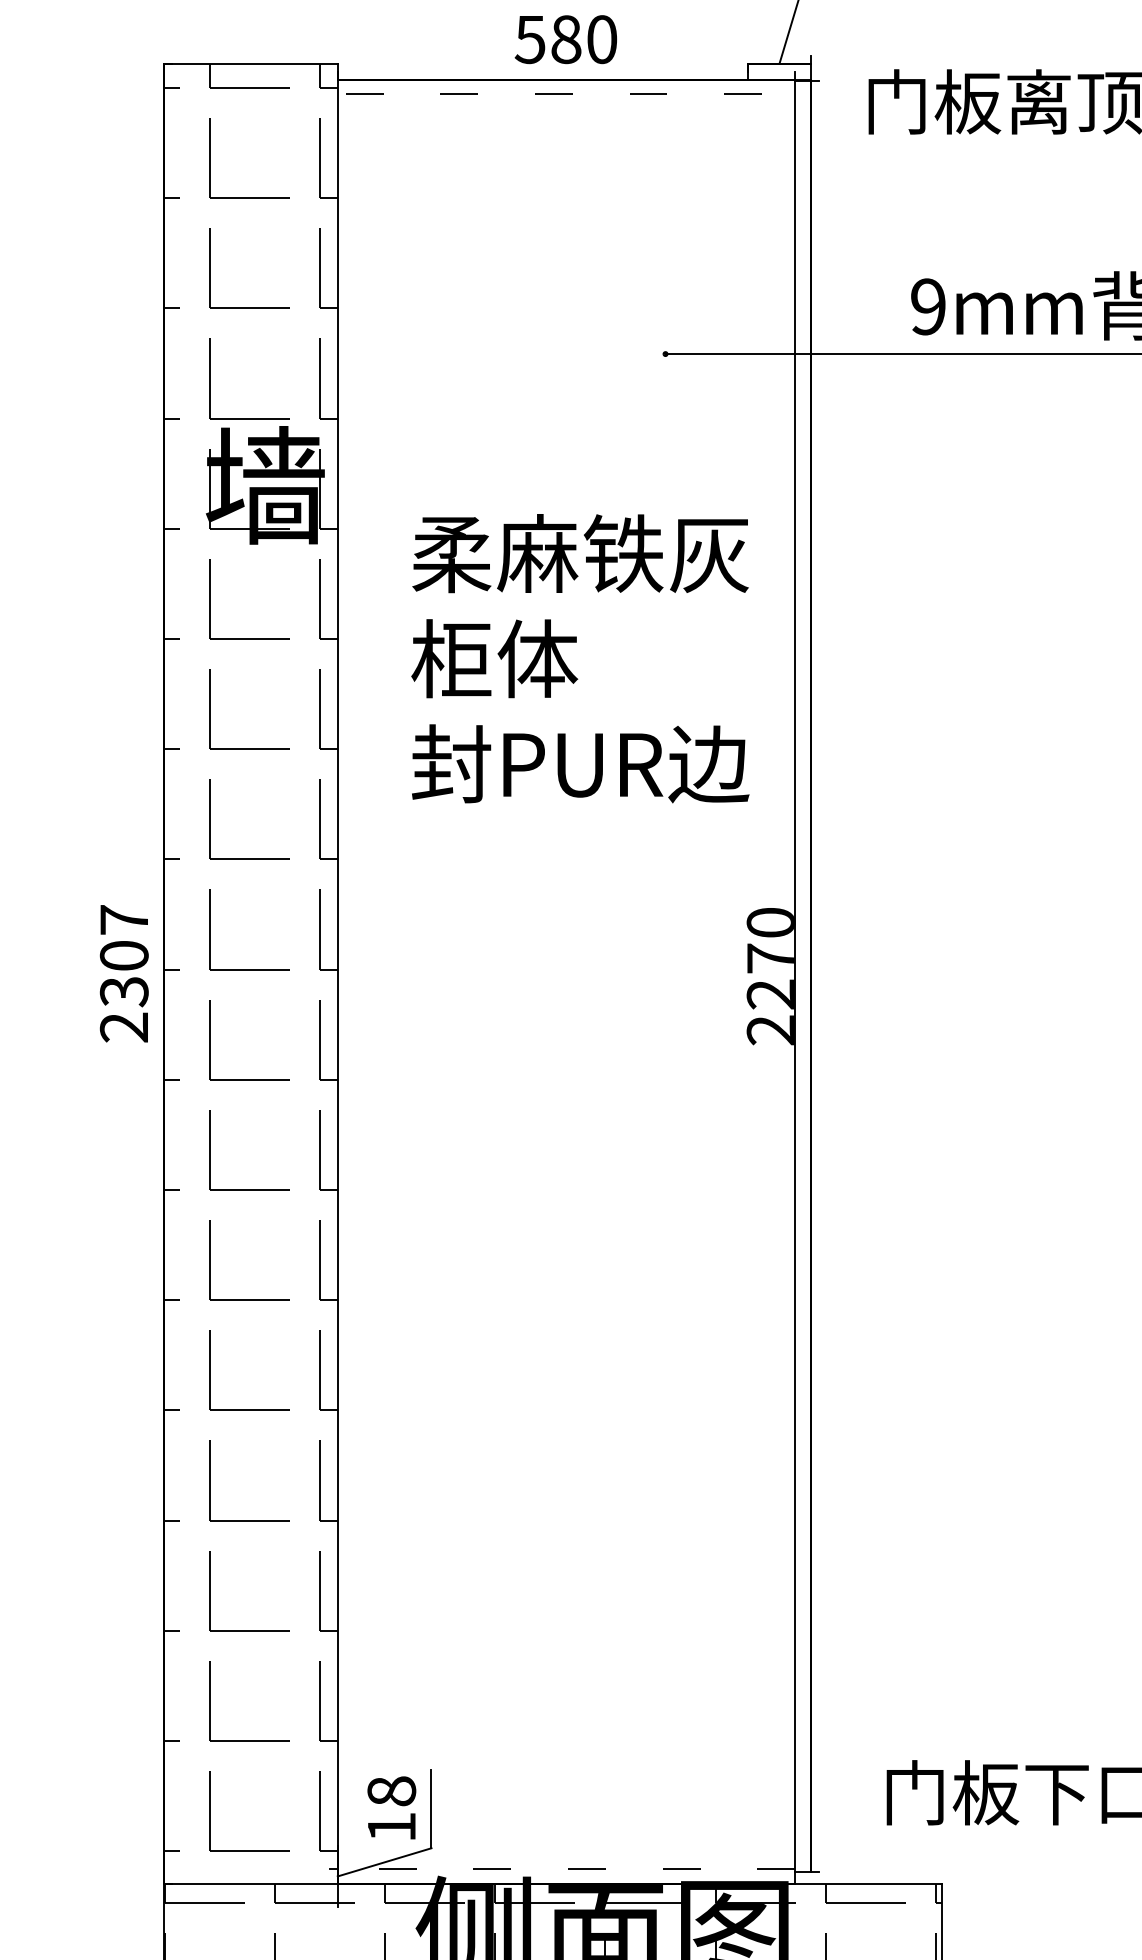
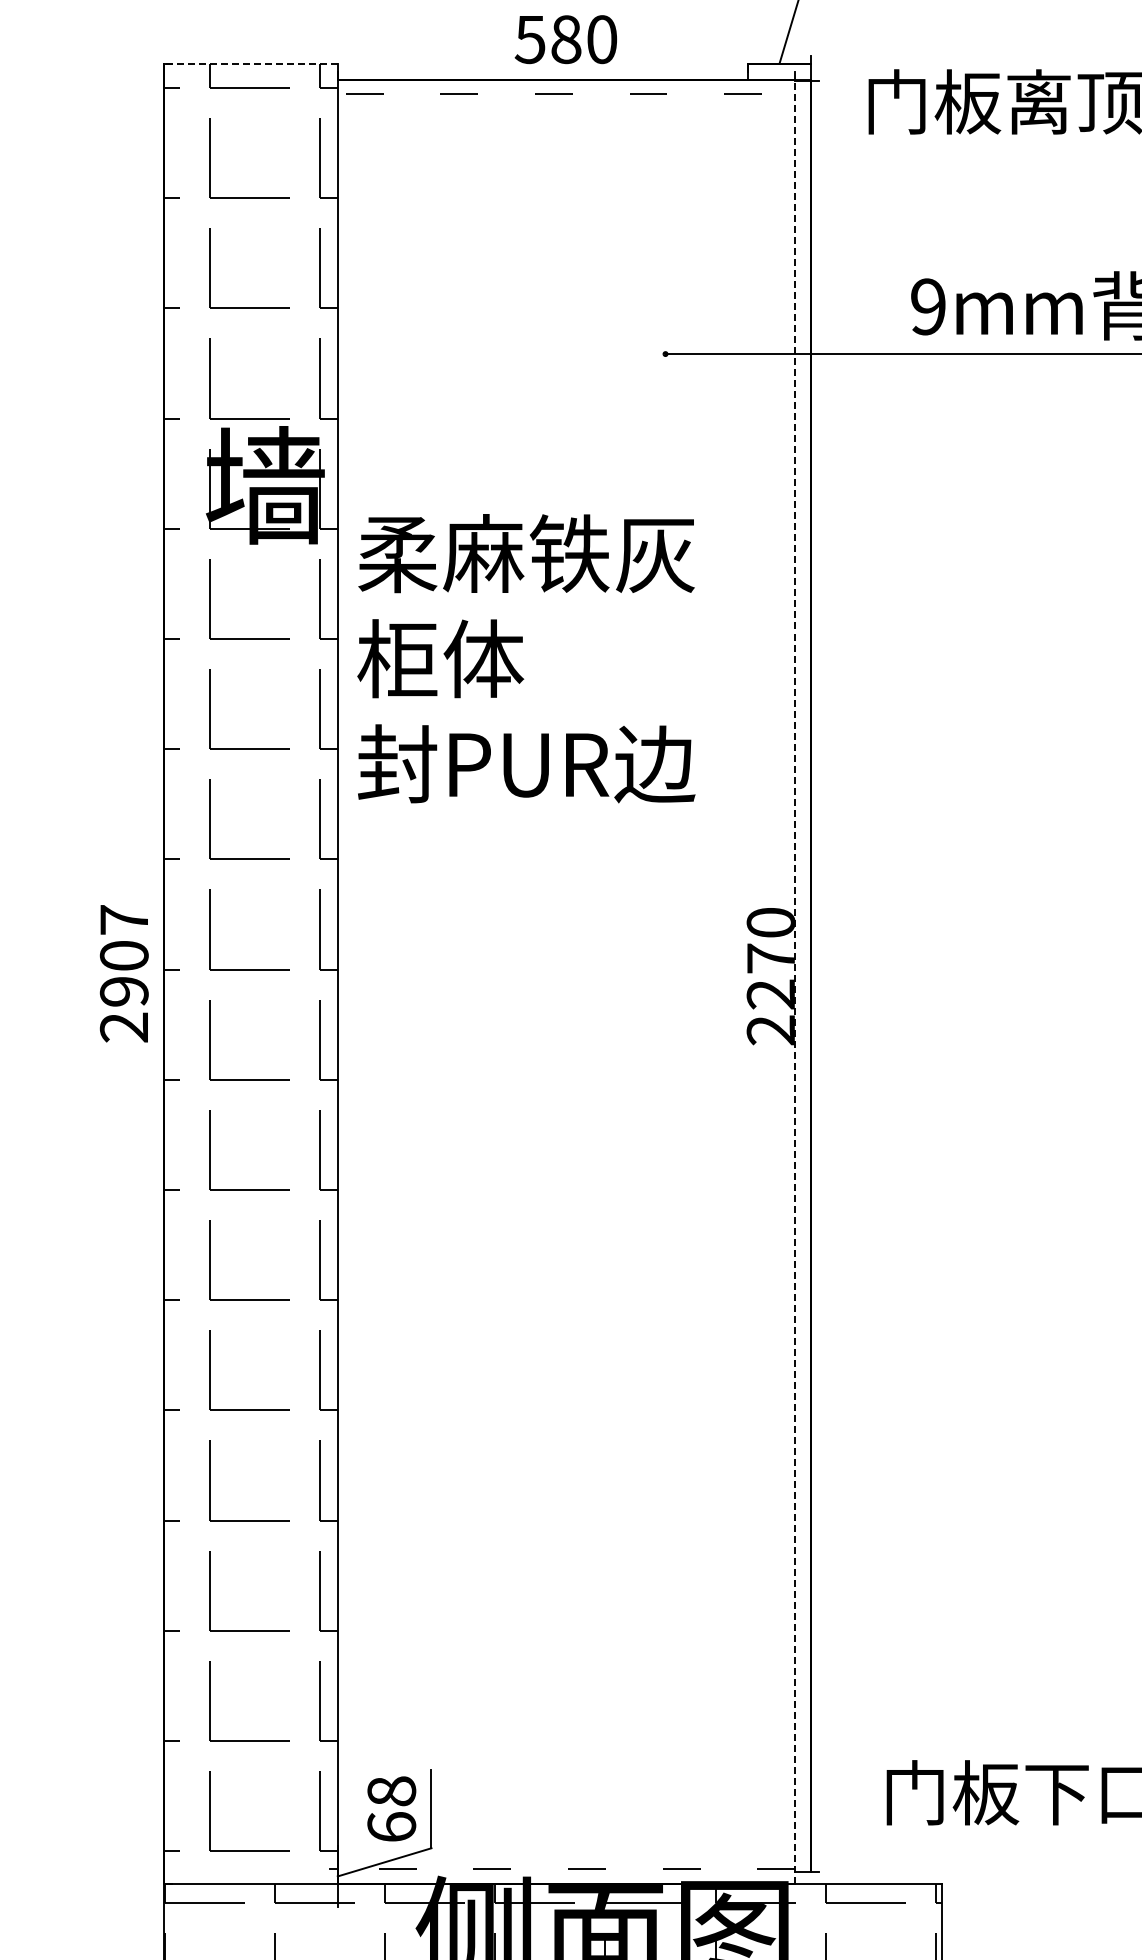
line: solid -> dashed (251, 63)
text position: (580, 658) -> (526, 658) (526, 658)
line: solid -> dashed (795, 981)
text: 2307 -> 2907 (124, 992)
text: 18 -> 68 (391, 1826)
